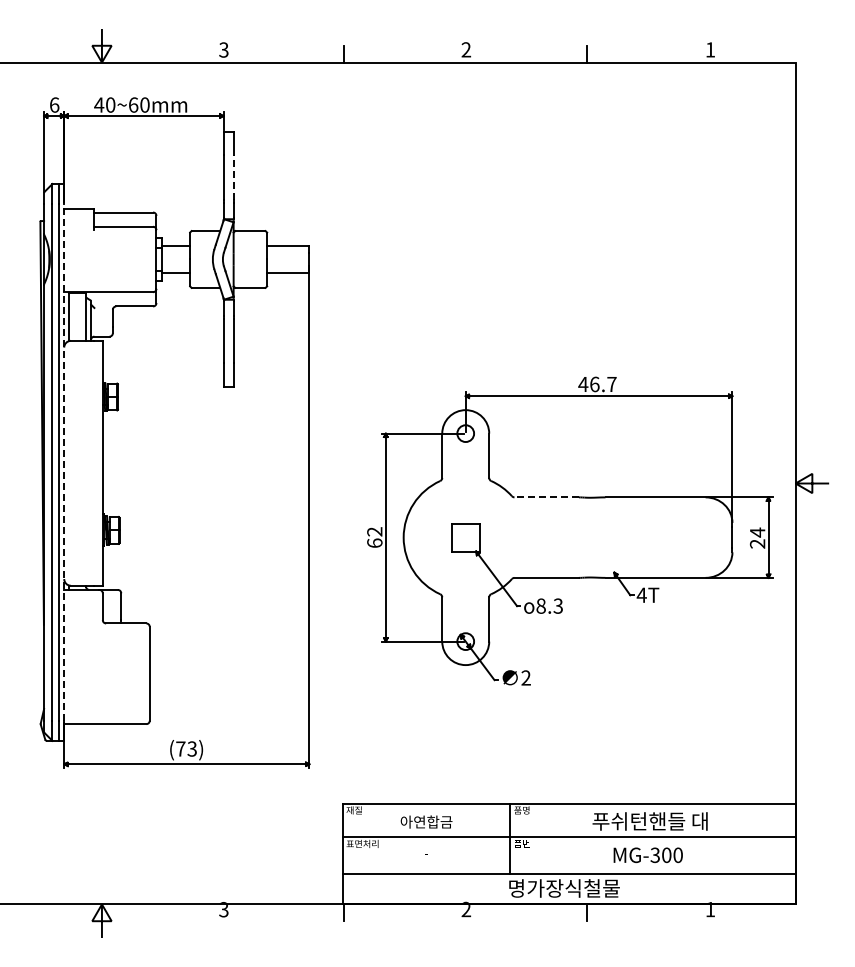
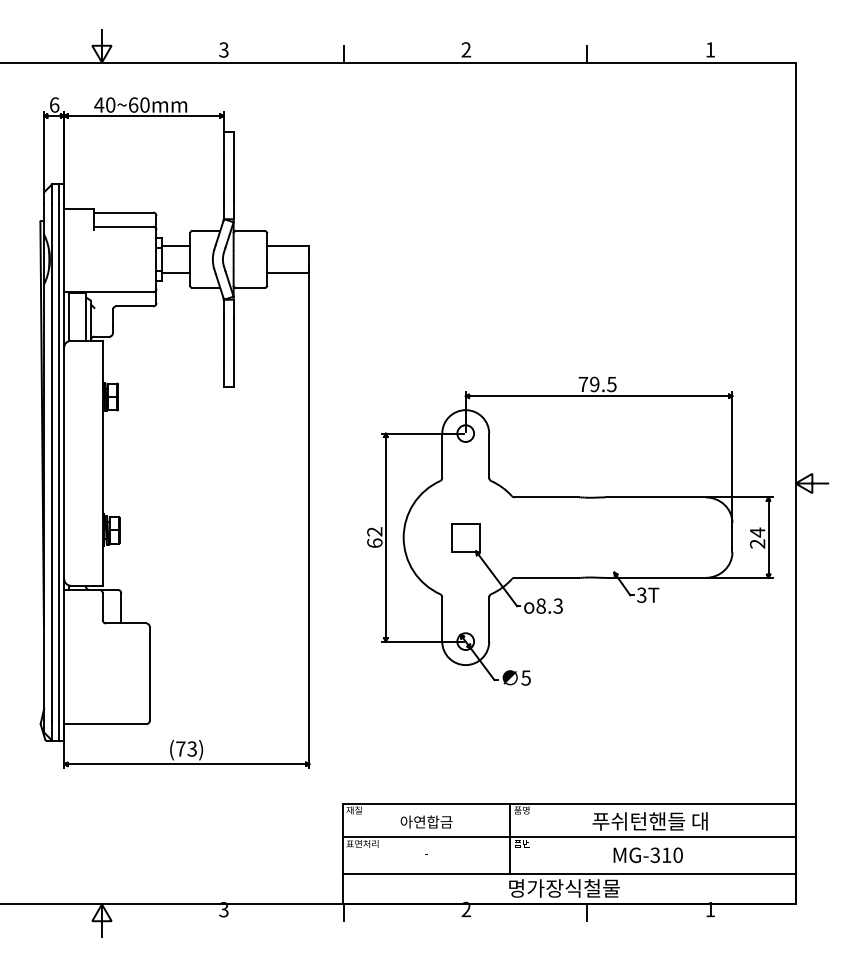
line: dashed -> solid (233, 177)
text: 46.7 -> 79.5 (597, 384)
line: dashed -> solid (64, 461)
line: dashed -> solid (546, 497)
text: 4T -> 3T (641, 594)
text: 2 -> 5 (525, 677)
text: MG-300 -> MG-310 (666, 855)
